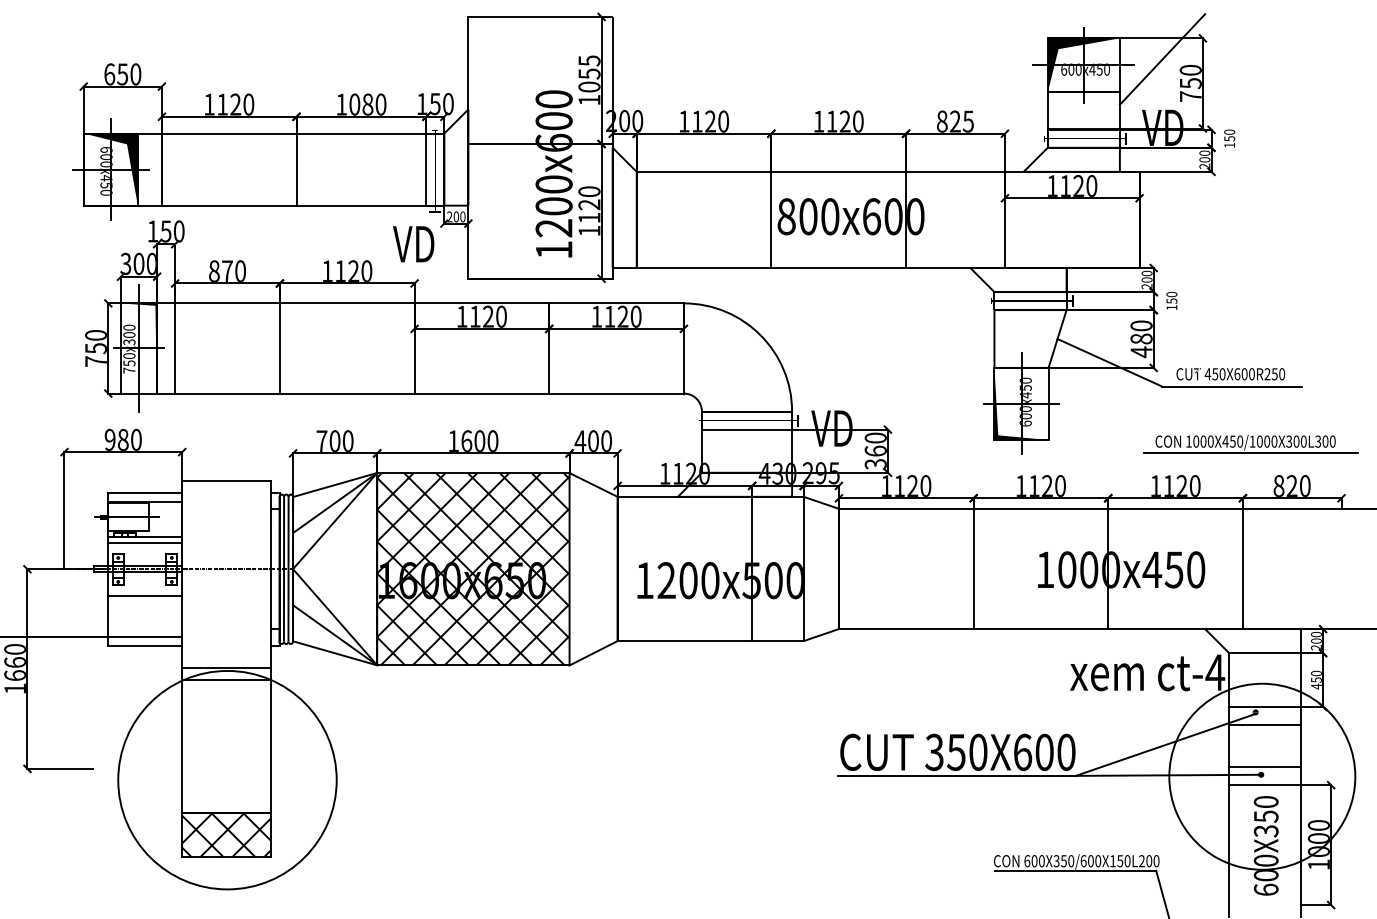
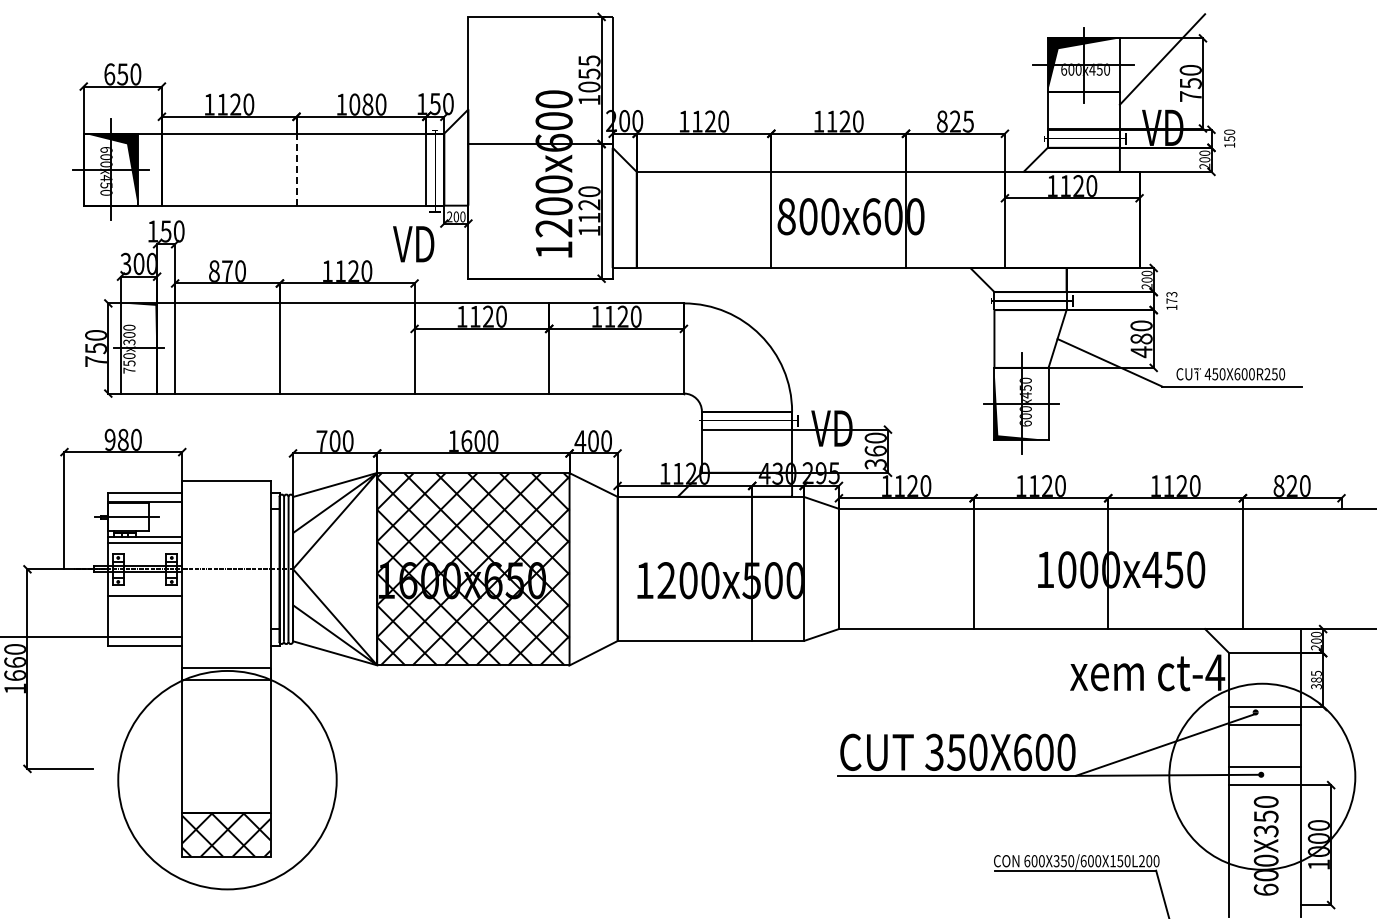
line: solid -> dashed (296, 169)
text: 150 -> 173 (1171, 297)
line: present -> none (139, 348)
part: present -> none (1250, 443)
text: 450 -> 385 (1316, 679)
